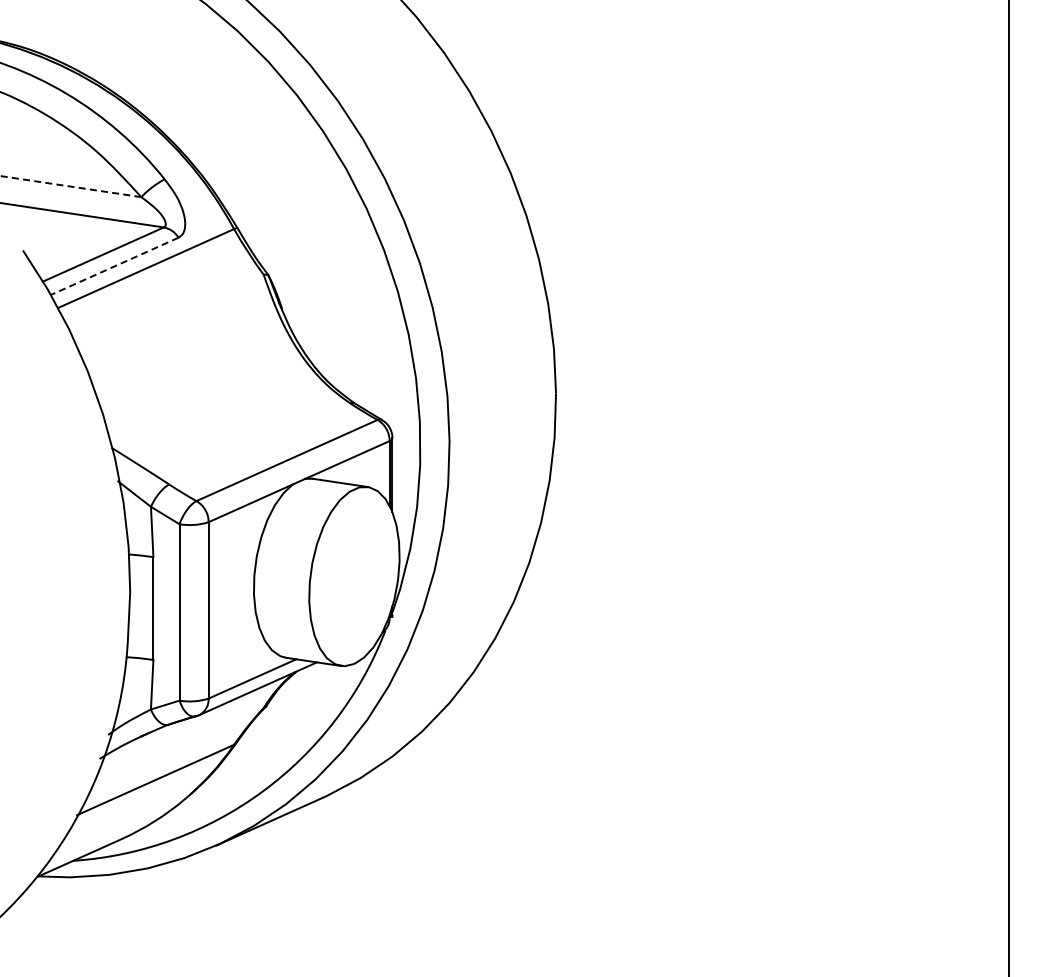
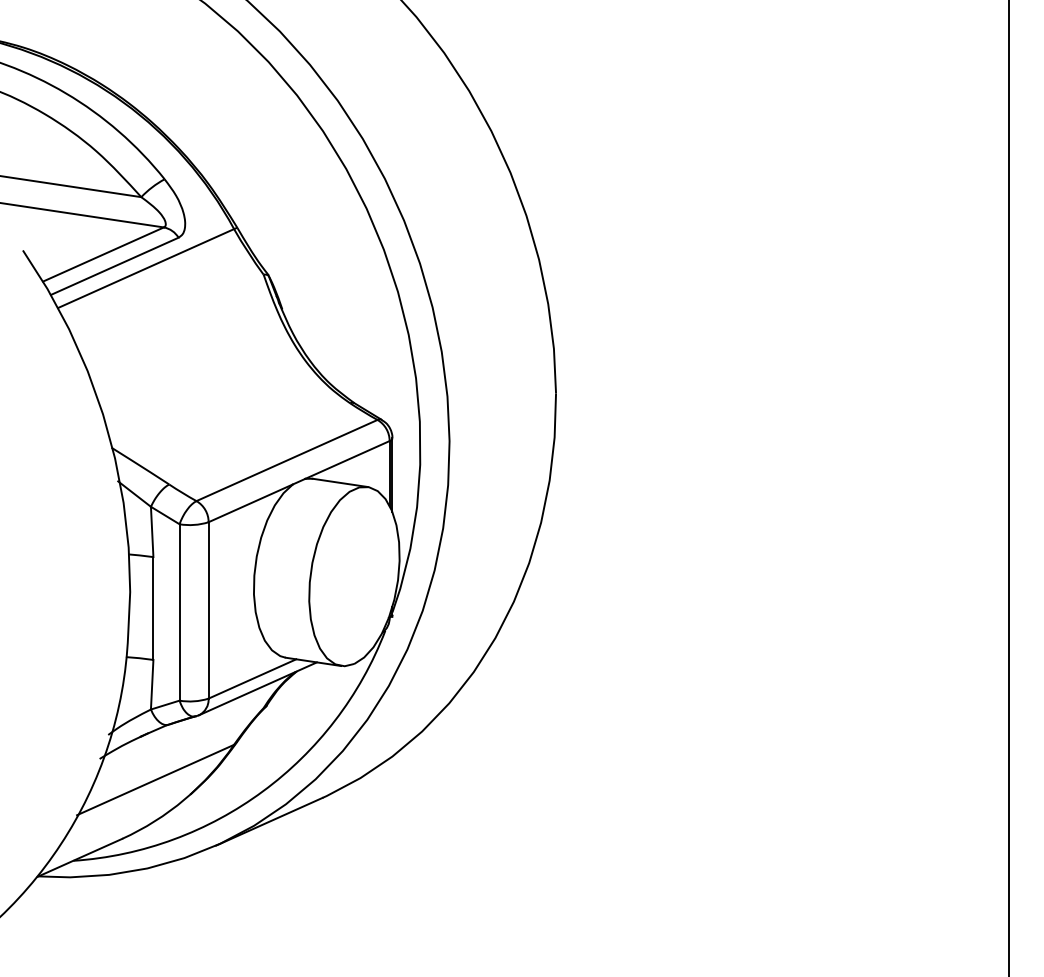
line: dashed -> solid (70, 186)
line: dashed -> solid (114, 266)
